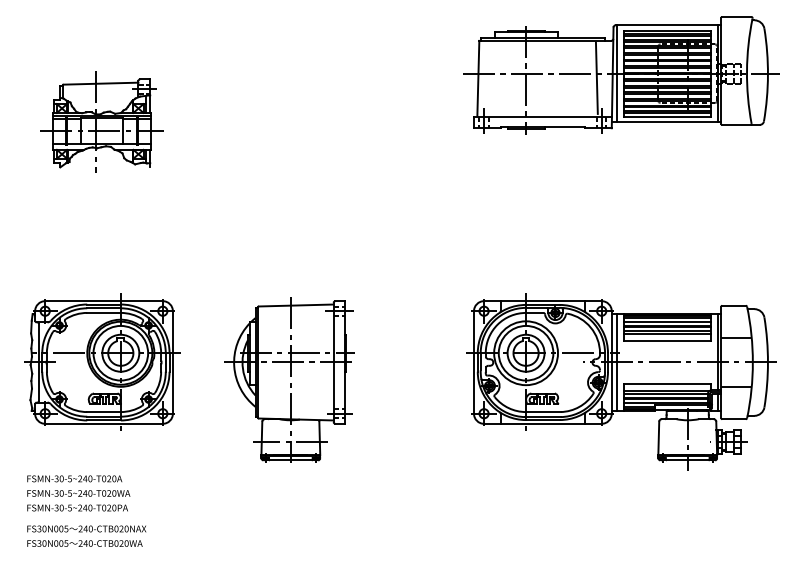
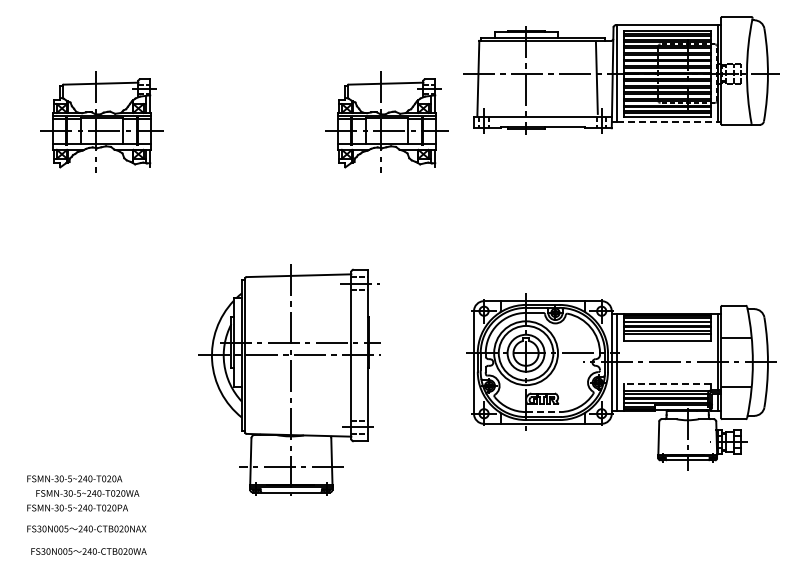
part: none -> present (386, 121)
line: solid -> dashed (669, 121)
part: present -> none (102, 361)
part size: 131x166 px -> 183x232 px (289, 379)
line: solid -> dashed (667, 384)
line: solid -> dashed (543, 412)
text position: (78, 493) -> (87, 493) (87, 493)
text position: (84, 543) -> (88, 551) (88, 551)
